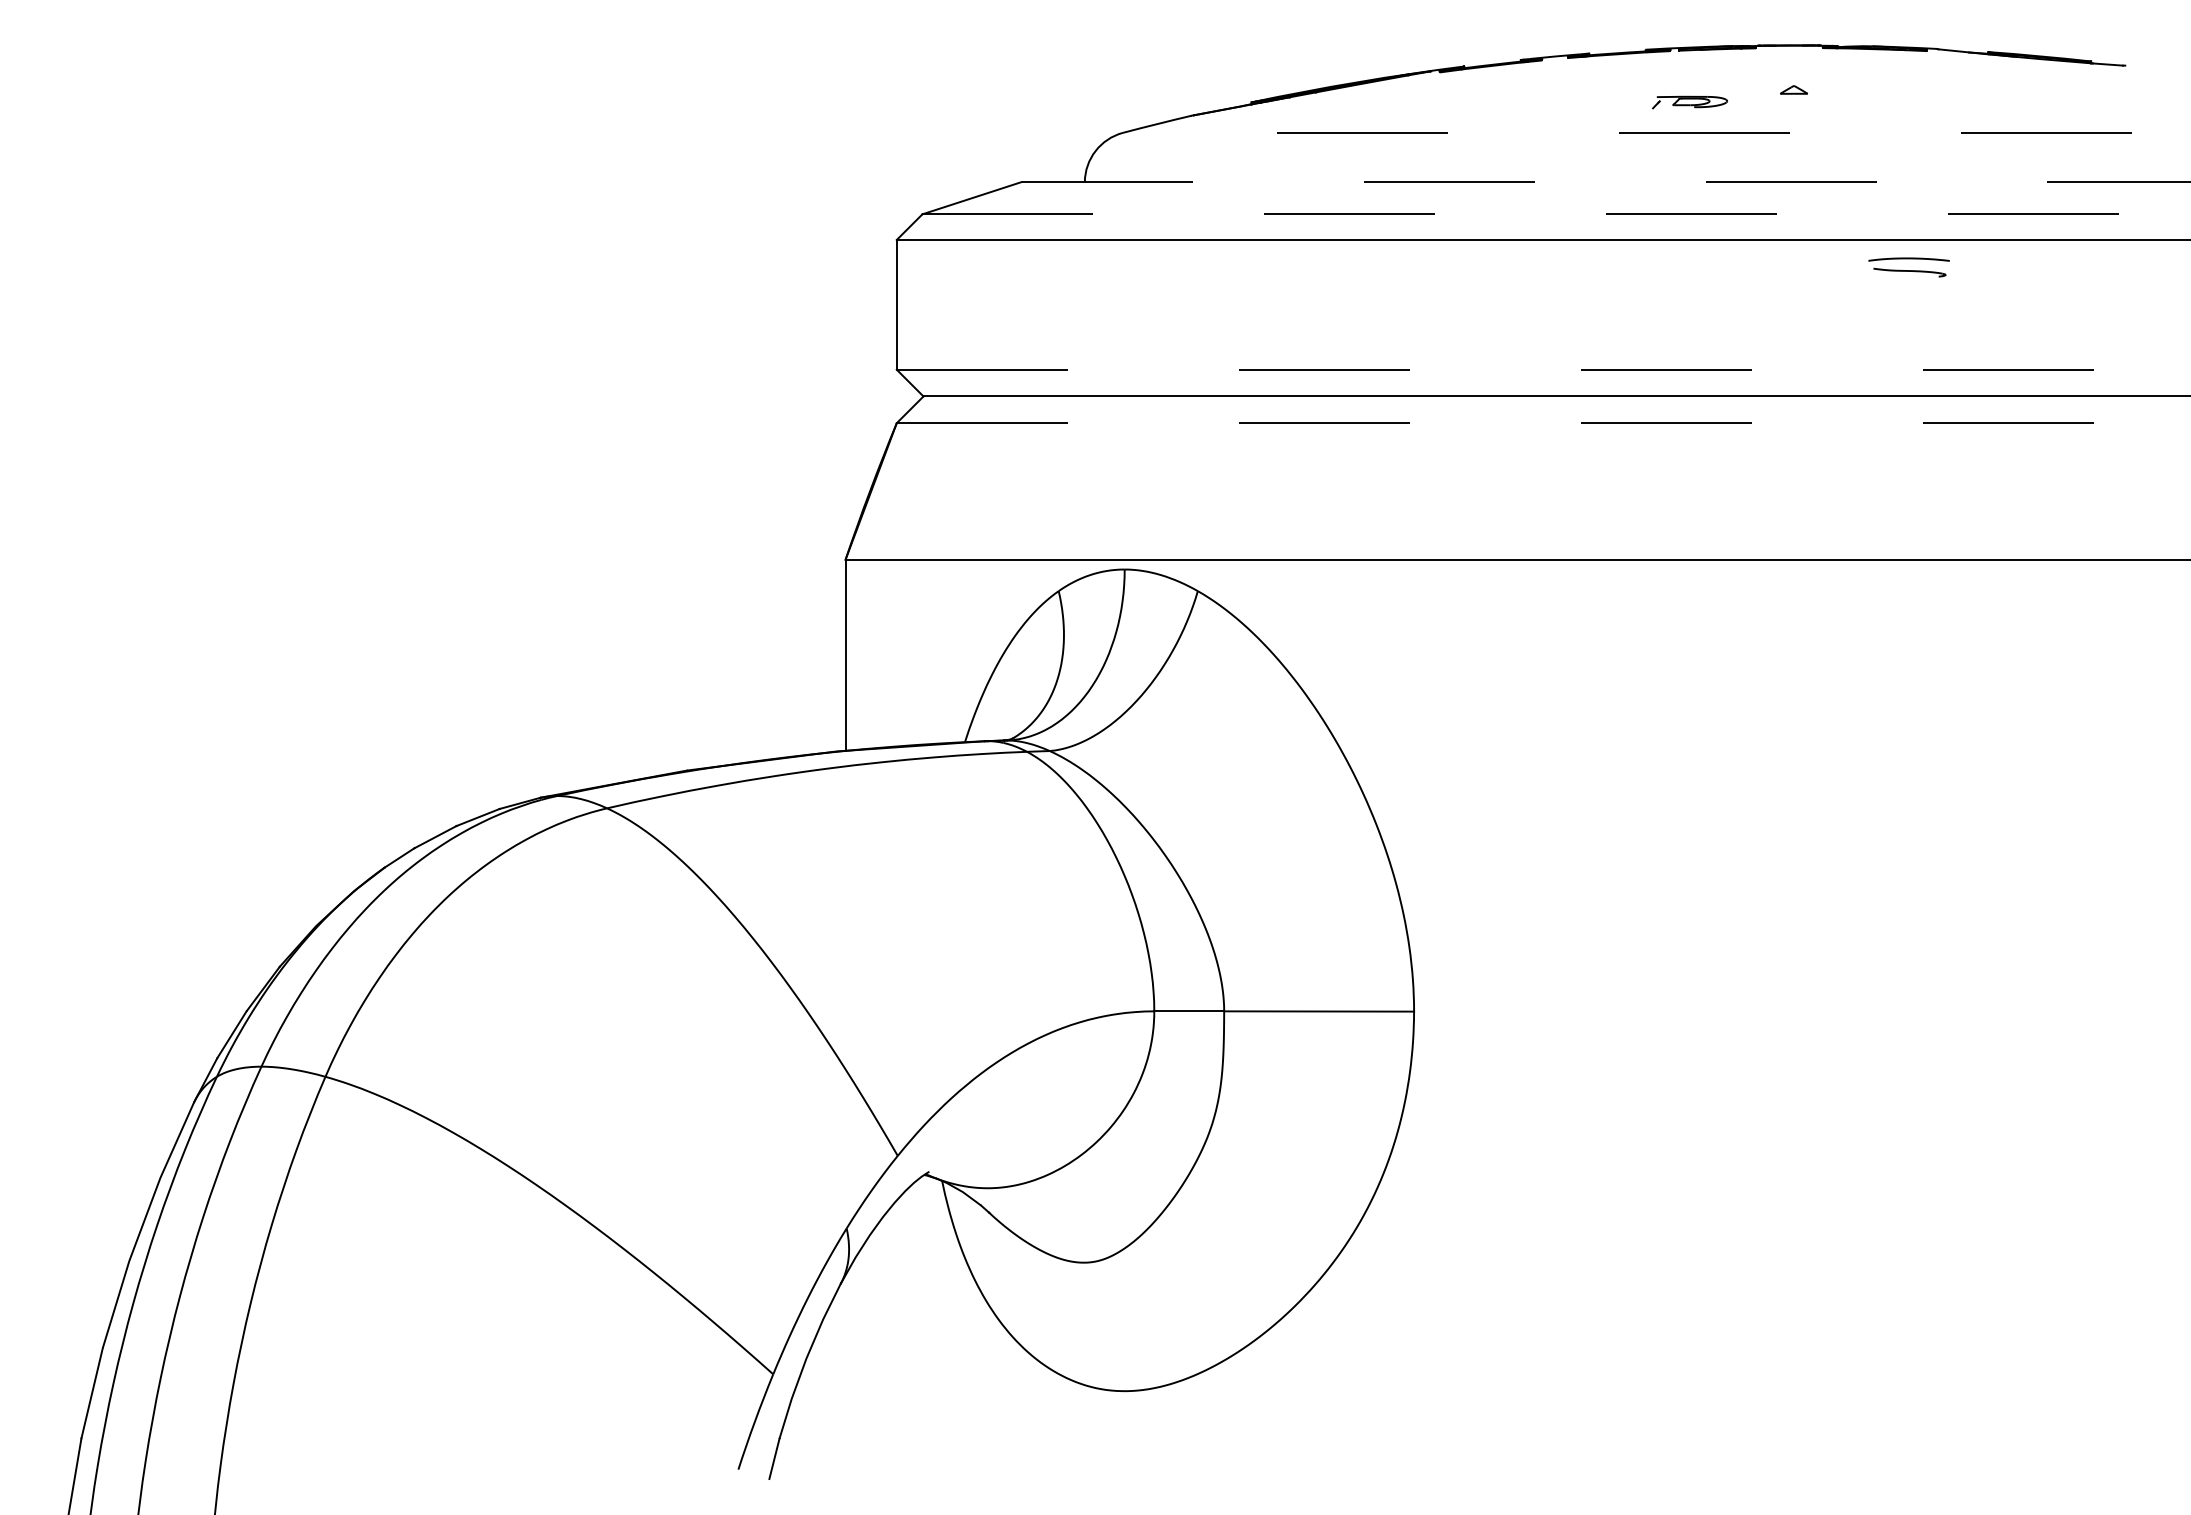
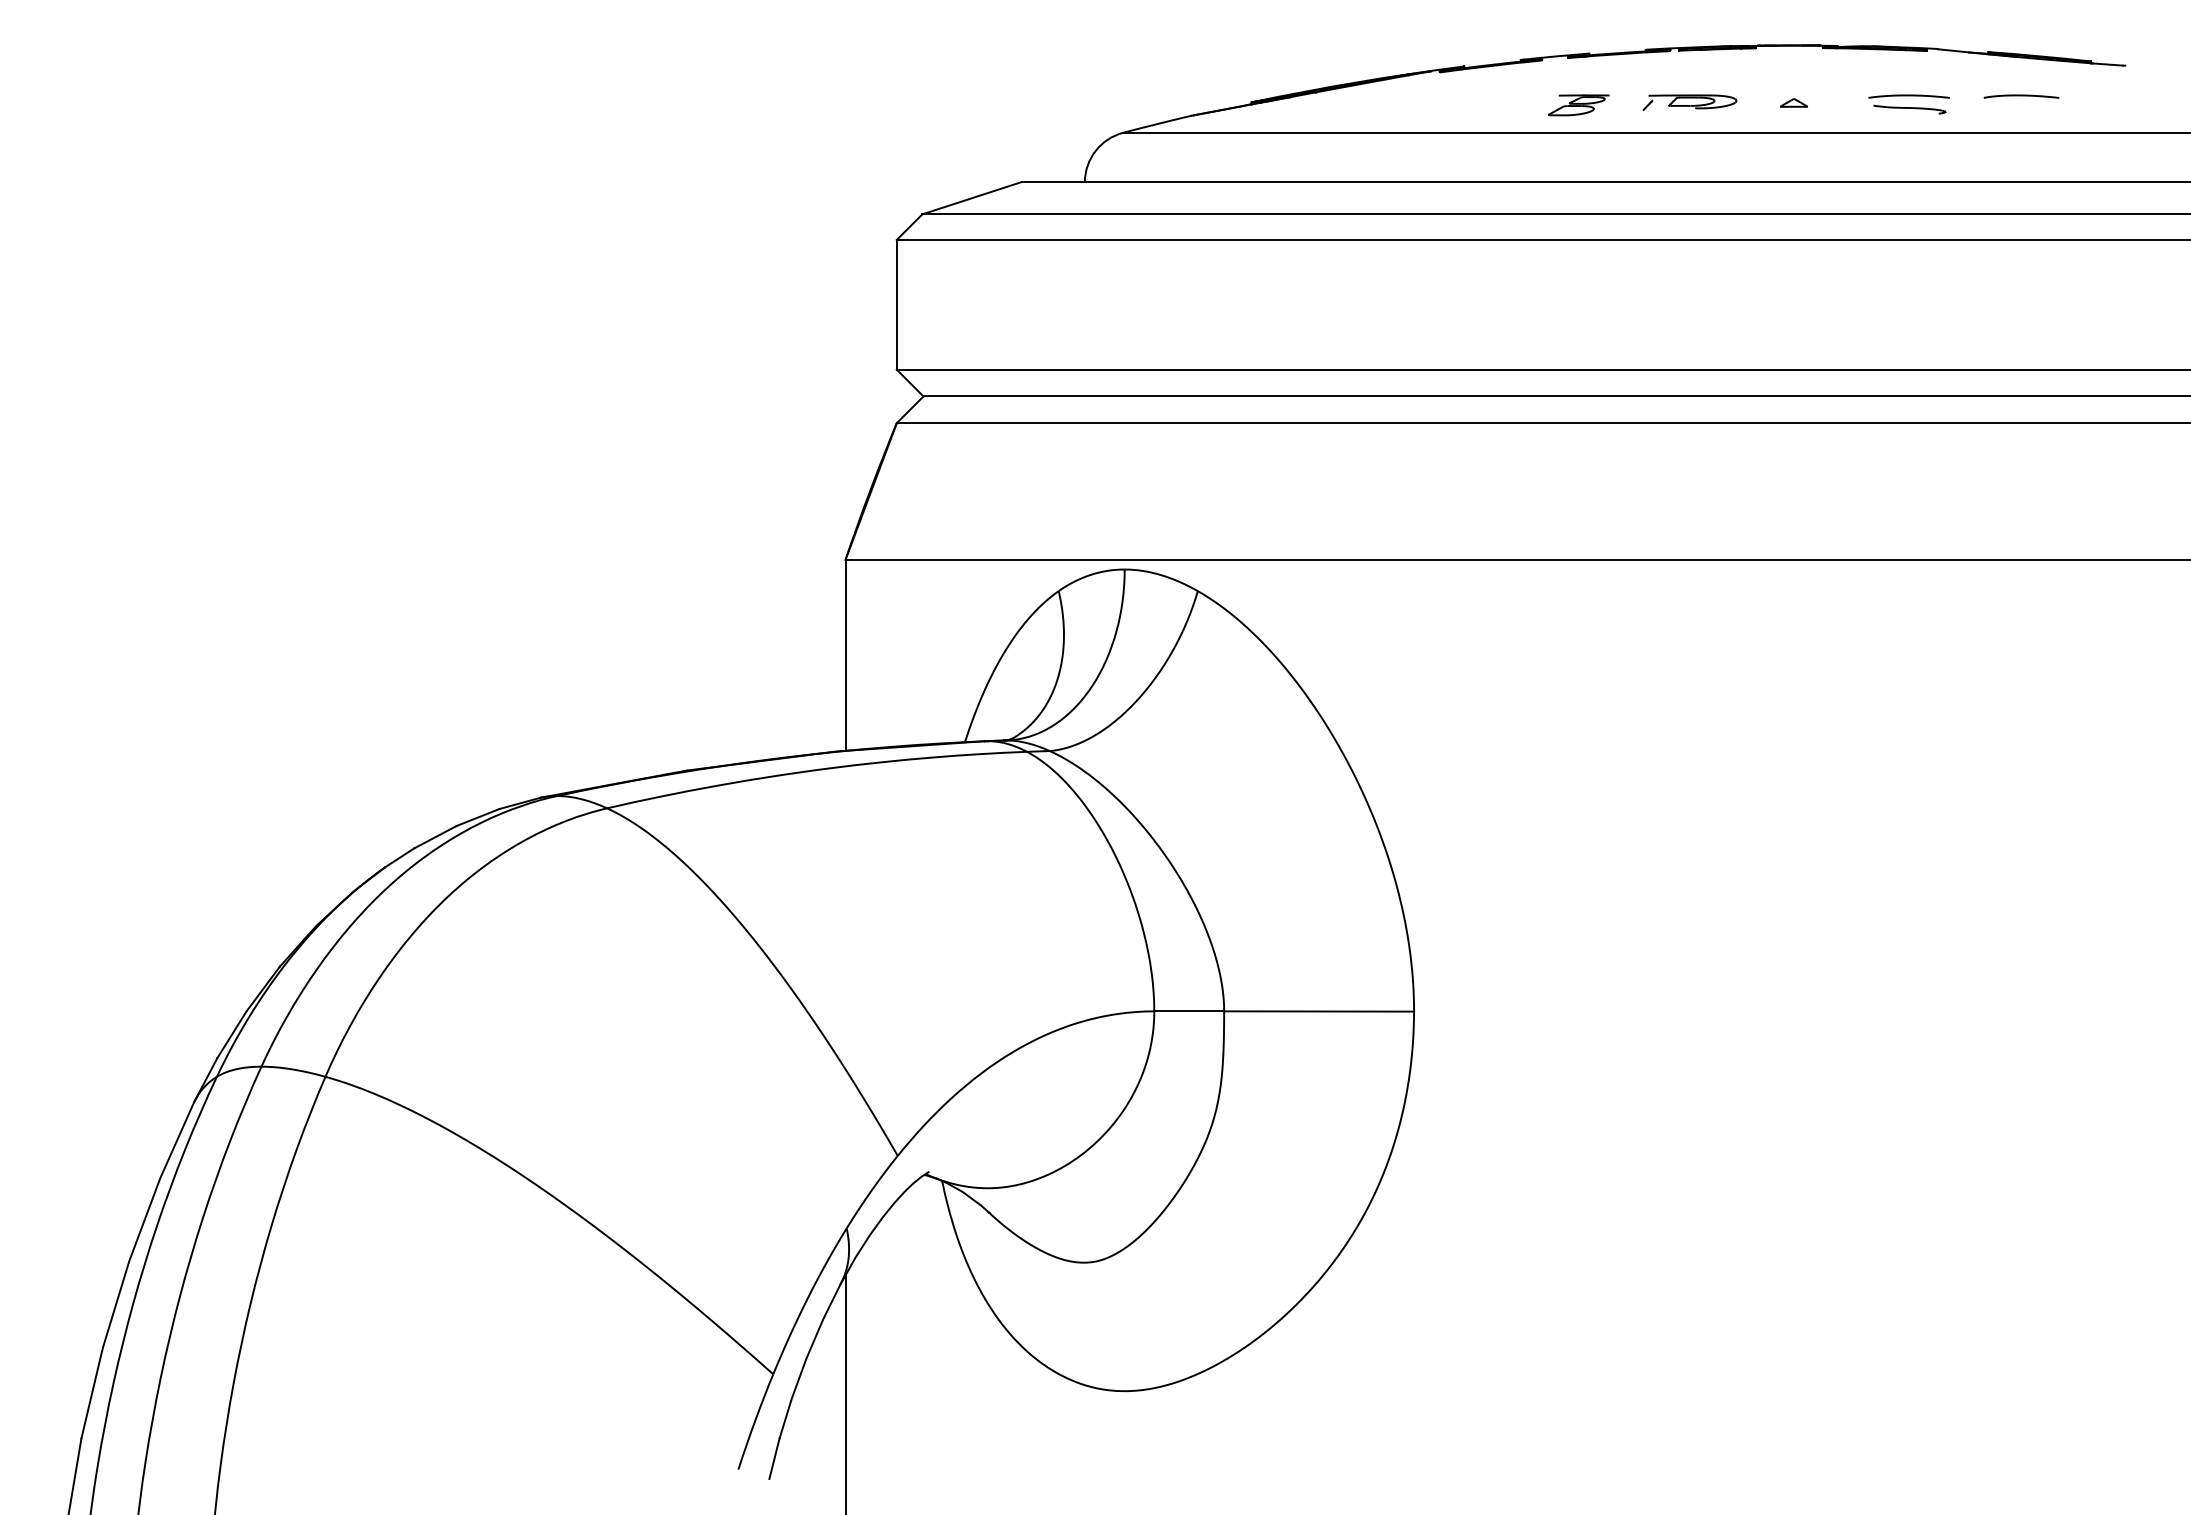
part position: (1793, 89) -> (1793, 102) (1793, 102)
curve: none -> present (2021, 96)
part size: 76x15 px -> 96x17 px (1689, 102)
part: none -> present (1578, 105)
line: dashed -> solid (1656, 132)
line: dashed -> solid (1606, 182)
line: dashed -> solid (1556, 214)
part position: (1908, 267) -> (1908, 104) (1908, 104)
line: dashed -> solid (1543, 369)
line: dashed -> solid (1543, 423)
line: none -> present (845, 1393)
